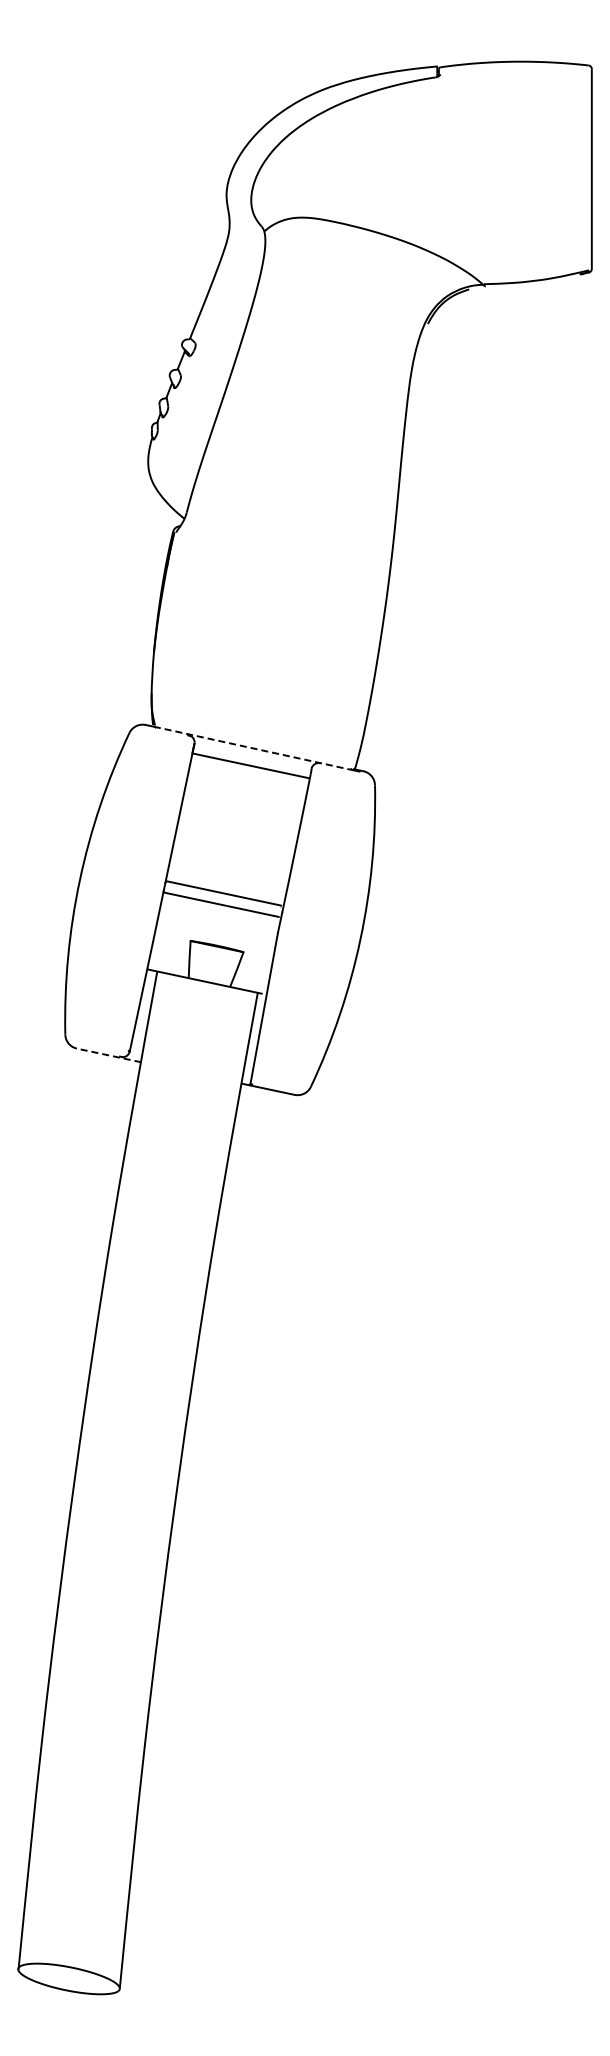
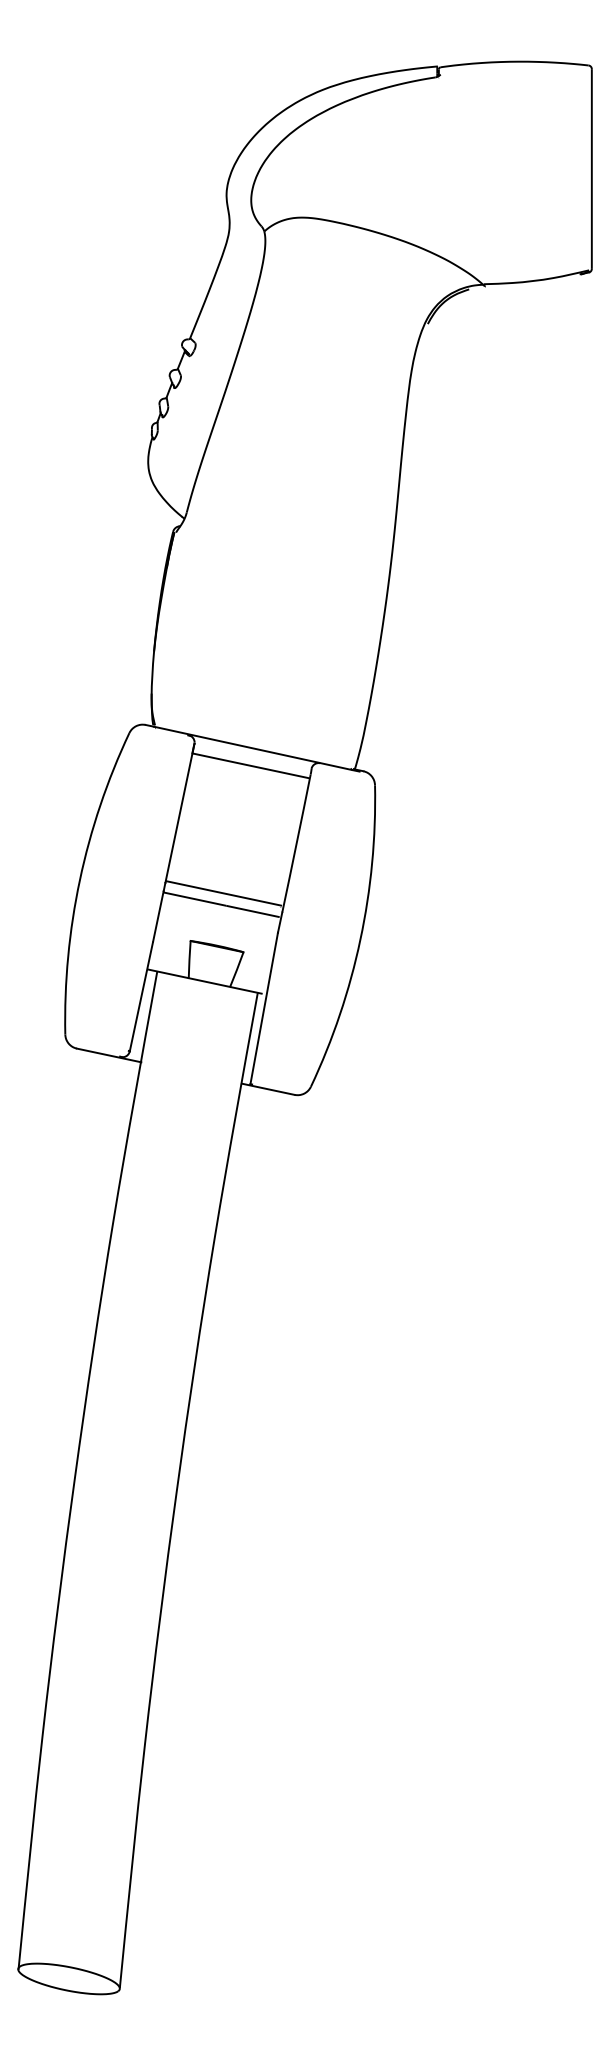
line: dashed -> solid (253, 748)
line: dashed -> solid (109, 1055)
